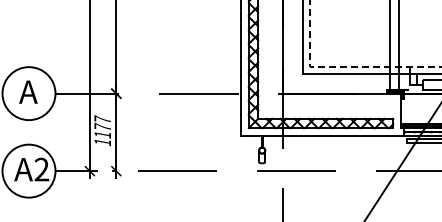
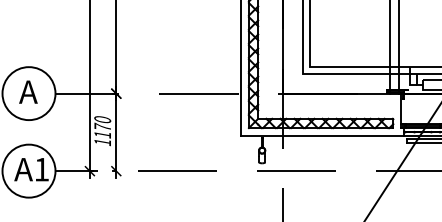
line: dashed -> solid (341, 67)
text: 1177 -> 1170 (102, 119)
text: 2 -> 1 (41, 169)
